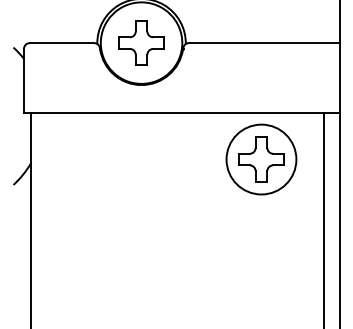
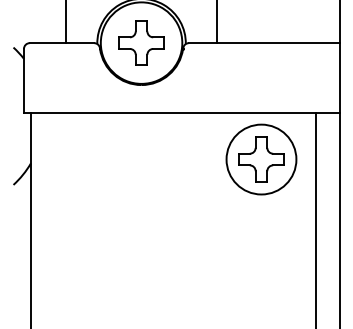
line: none -> present (65, 22)
line: none -> present (217, 22)
line position: (324, 219) -> (316, 219) (316, 219)
